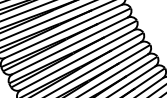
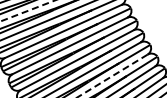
line: solid -> dashed (27, 11)
line: solid -> dashed (111, 76)
